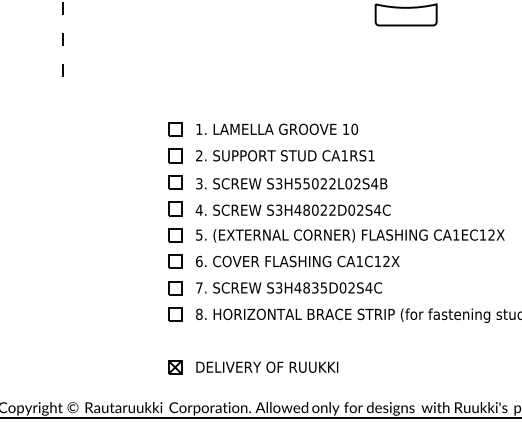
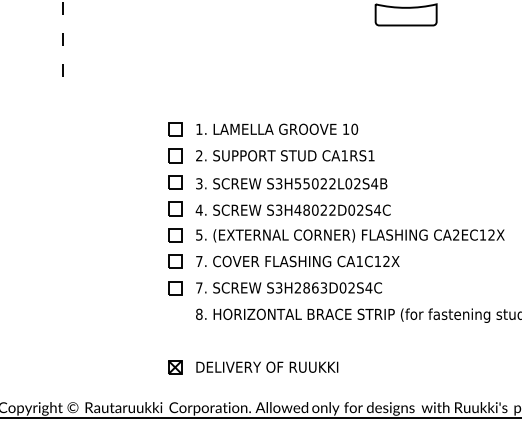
text: CA1EC12X -> CA2EC12X (456, 234)
text: 6. -> 7. (199, 261)
text: S3H4835D02S4C -> S3H2863D02S4C (310, 287)
part: present -> none (175, 314)
